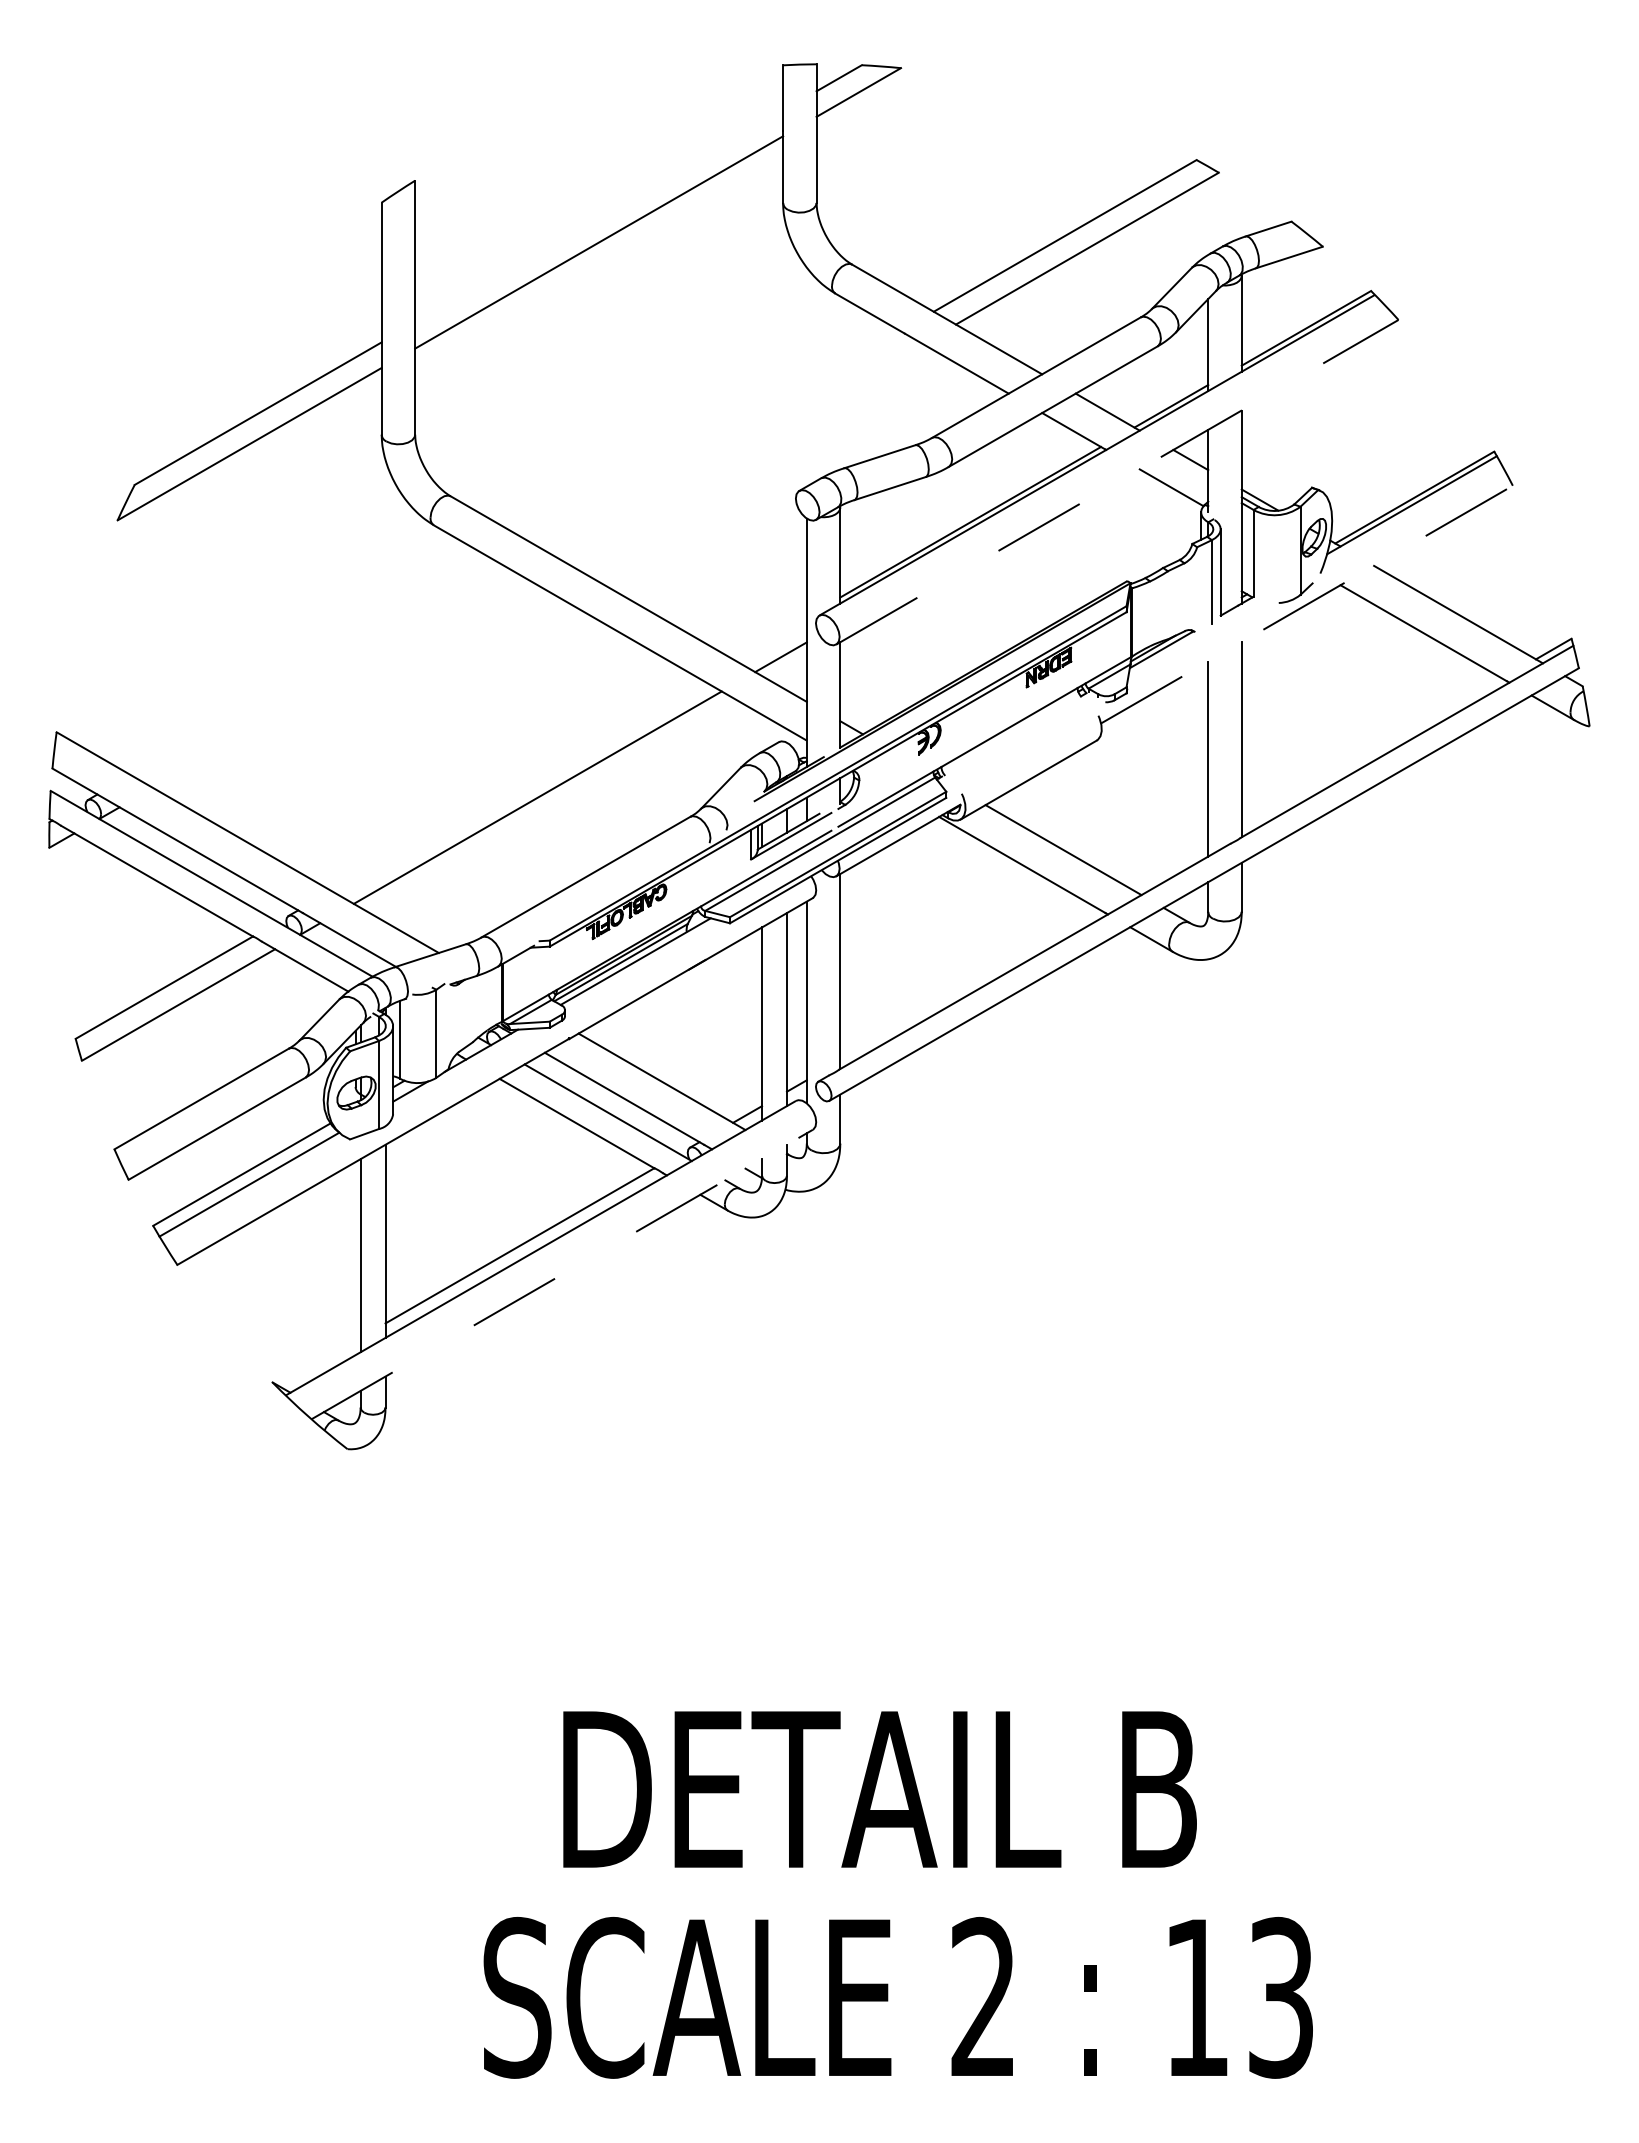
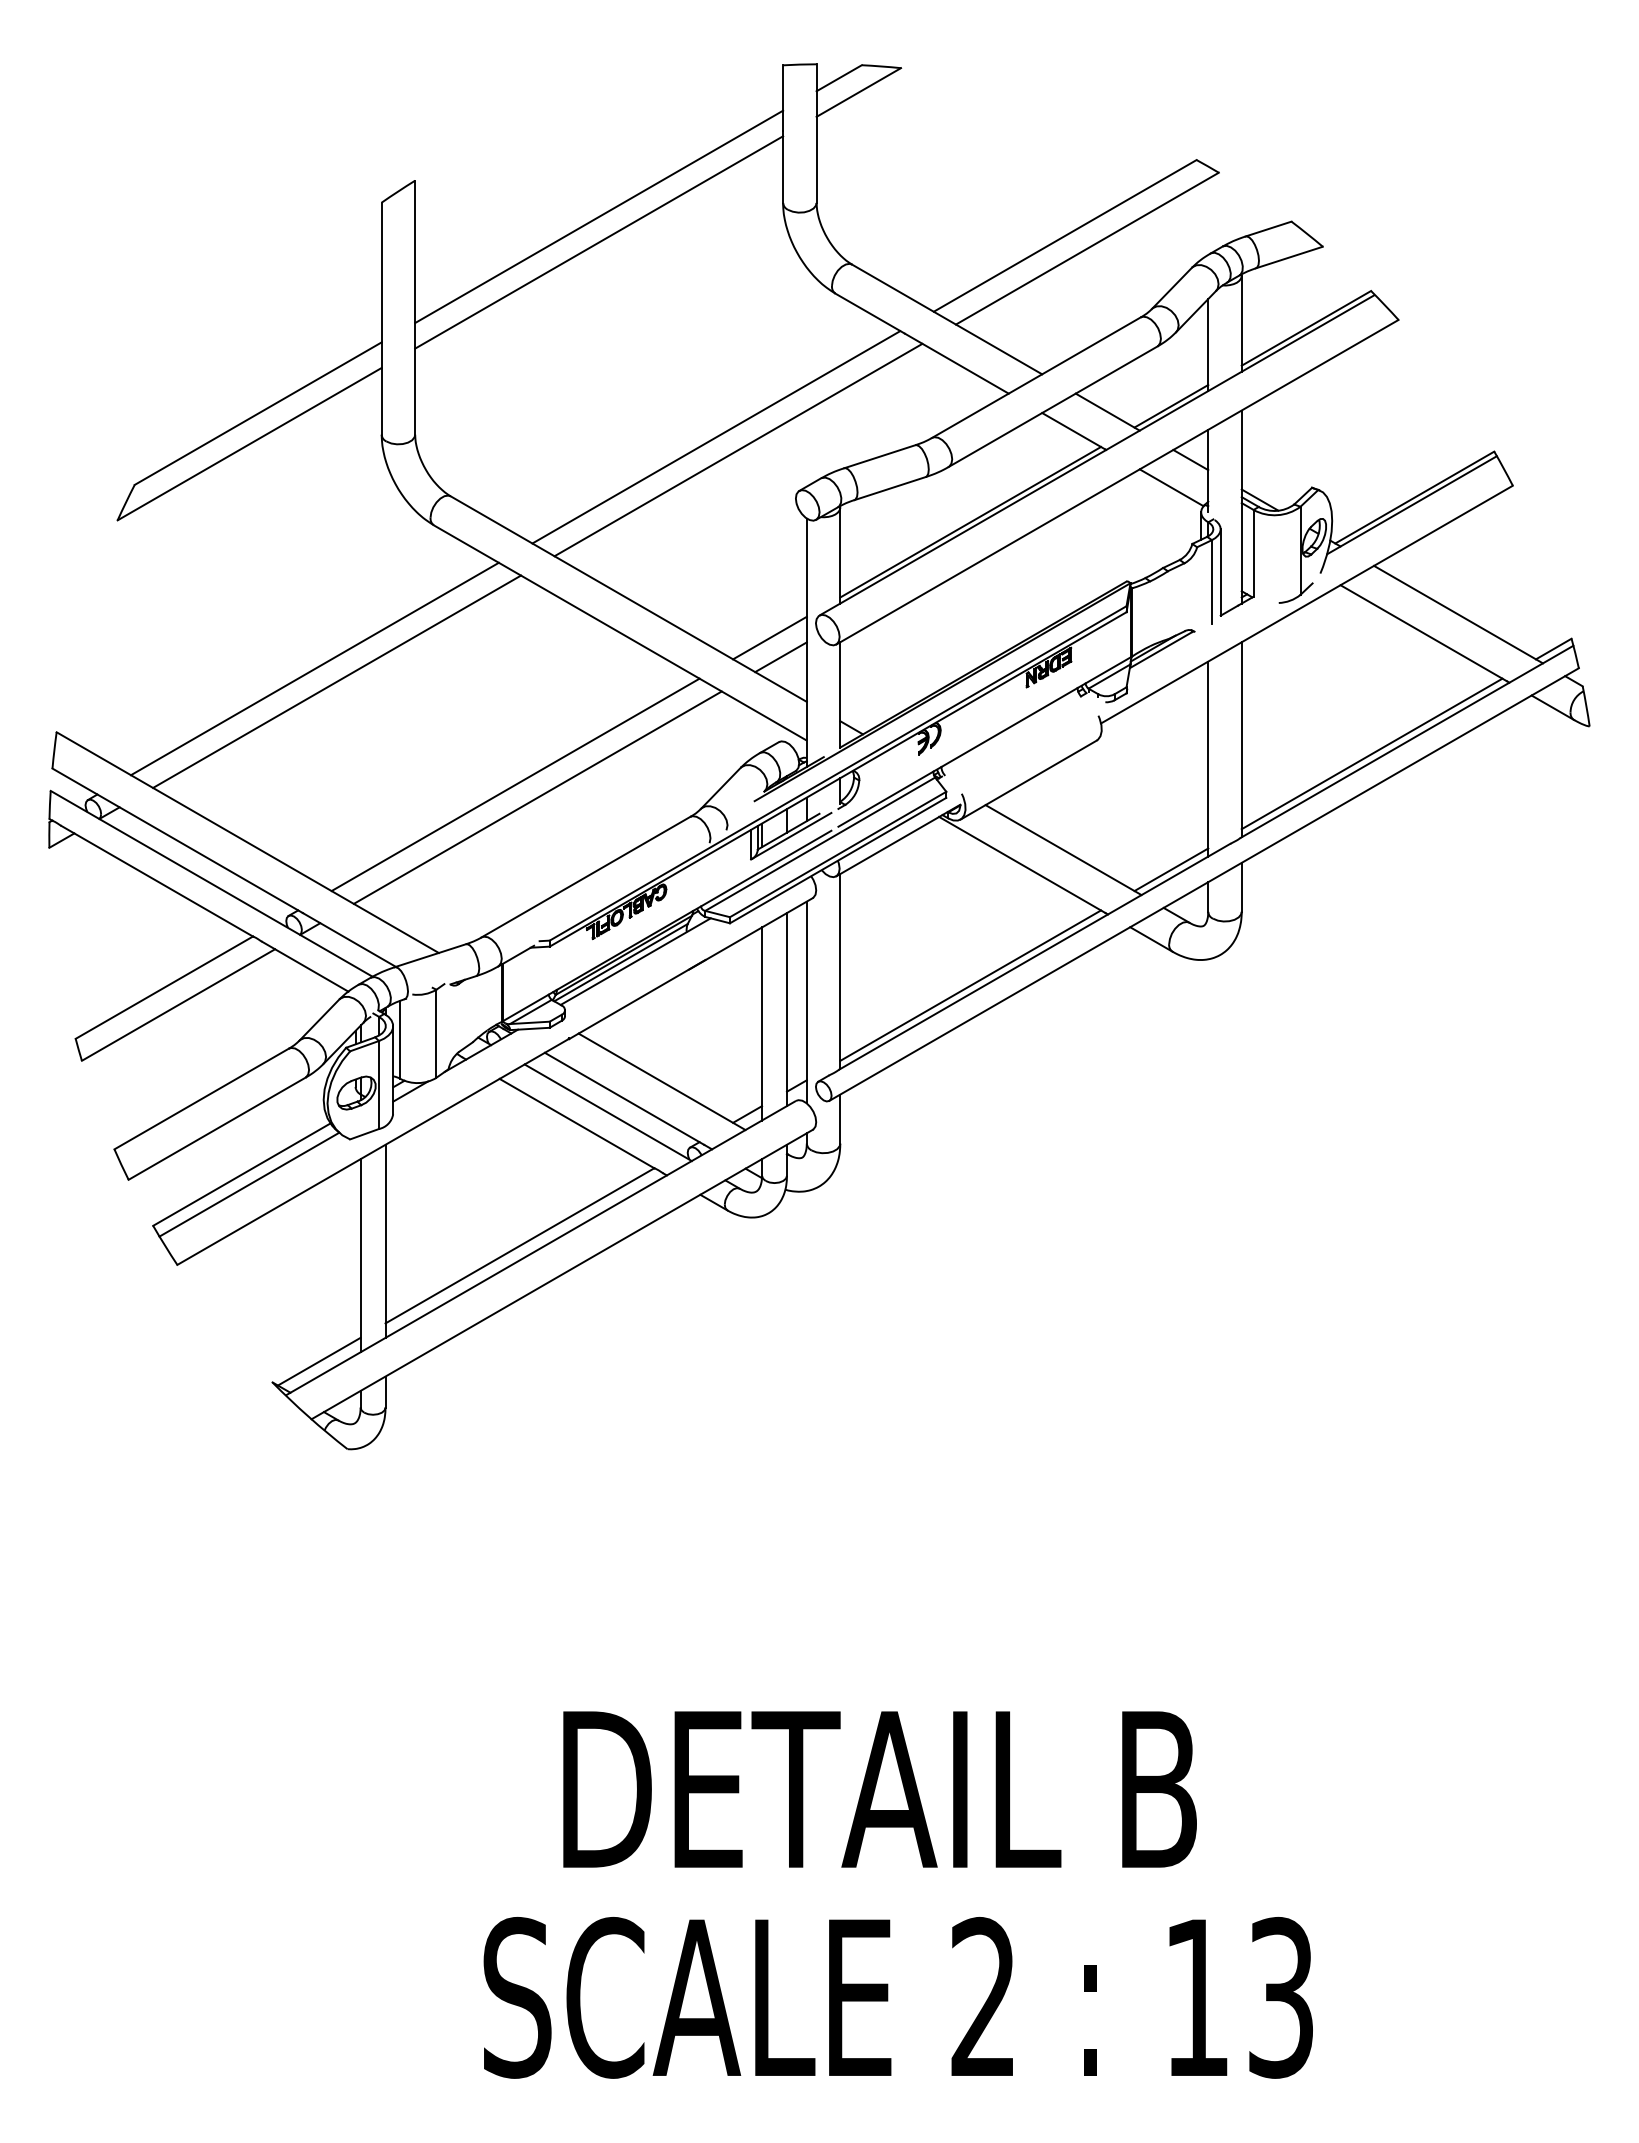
line: none -> present (599, 216)
line: none -> present (716, 437)
line: none -> present (738, 449)
line: dashed -> solid (1117, 482)
line: dashed -> solid (1306, 604)
line: none -> present (769, 637)
line: none -> present (314, 668)
line: none -> present (337, 681)
line: none -> present (1371, 753)
line: none -> present (515, 784)
line: none -> present (1171, 869)
line: none -> present (970, 985)
line: dashed -> solid (562, 1274)
line: none -> present (318, 1361)
